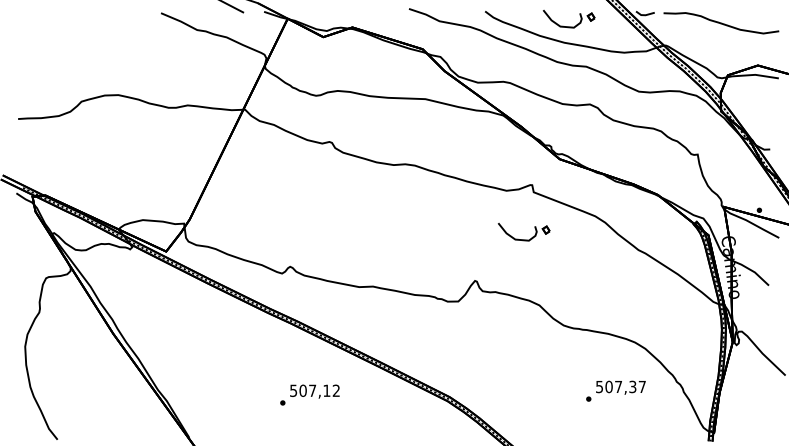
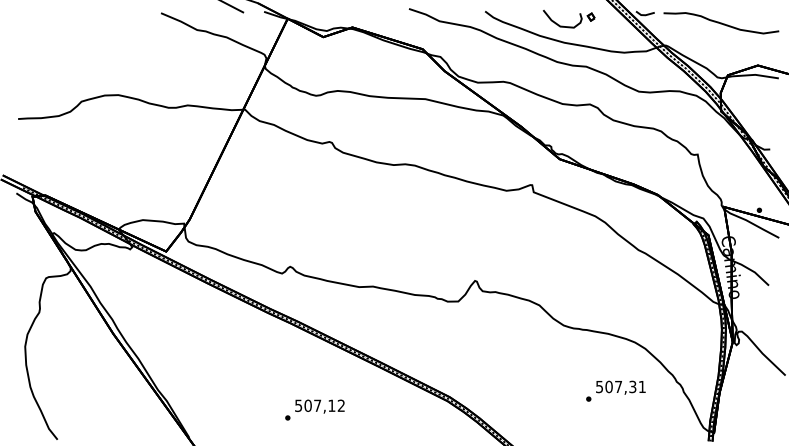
part: present -> none (523, 239)
text: 507,37 -> 507,31 (641, 386)
text position: (309, 394) -> (314, 409) (314, 409)
